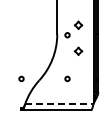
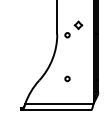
part: present -> none (78, 50)
circle: present -> none (21, 78)
line: dashed -> solid (59, 104)
